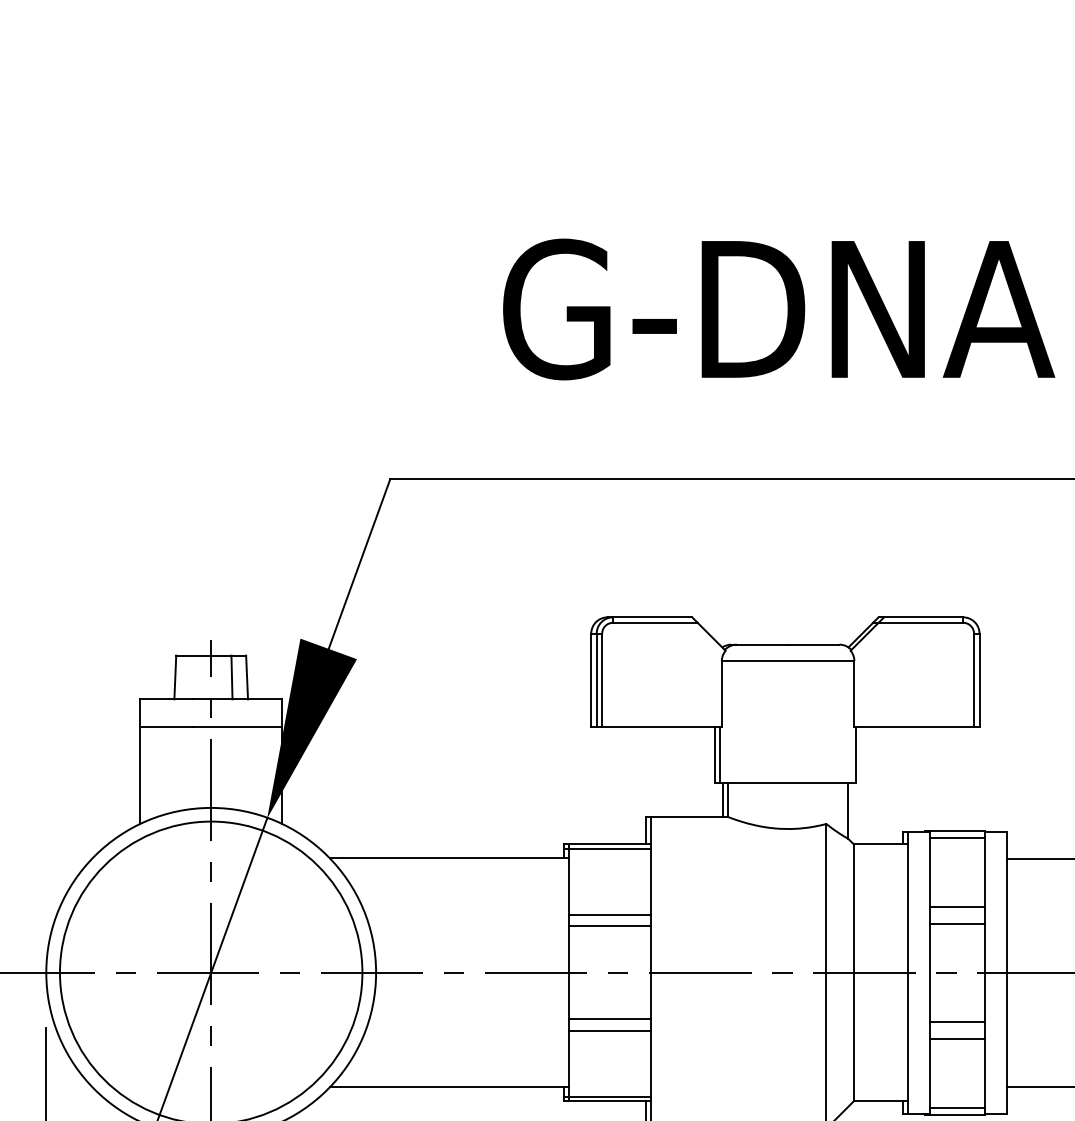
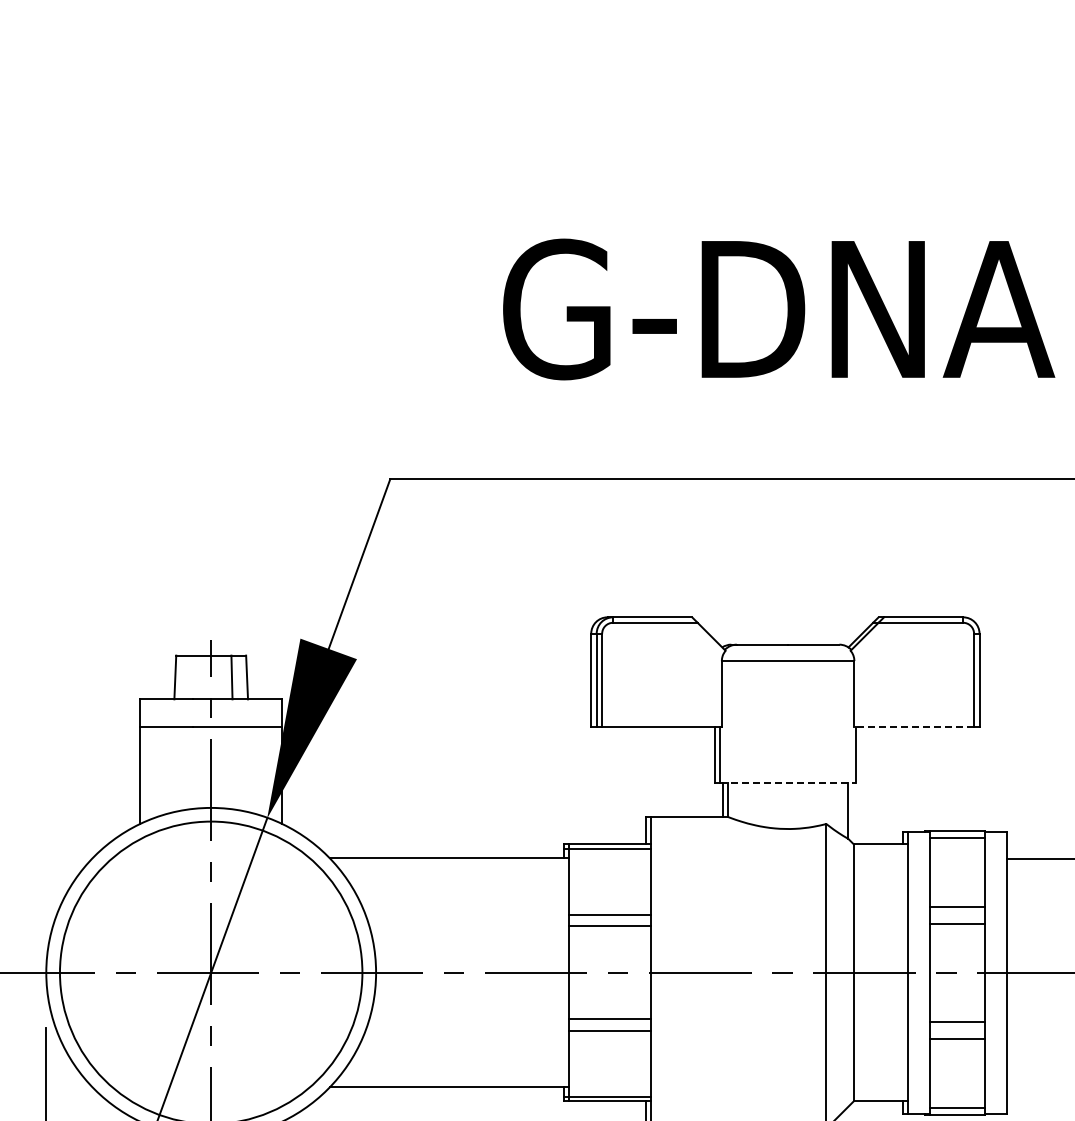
line: solid -> dashed (914, 726)
line: solid -> dashed (788, 782)
line: present -> none (1038, 1086)
